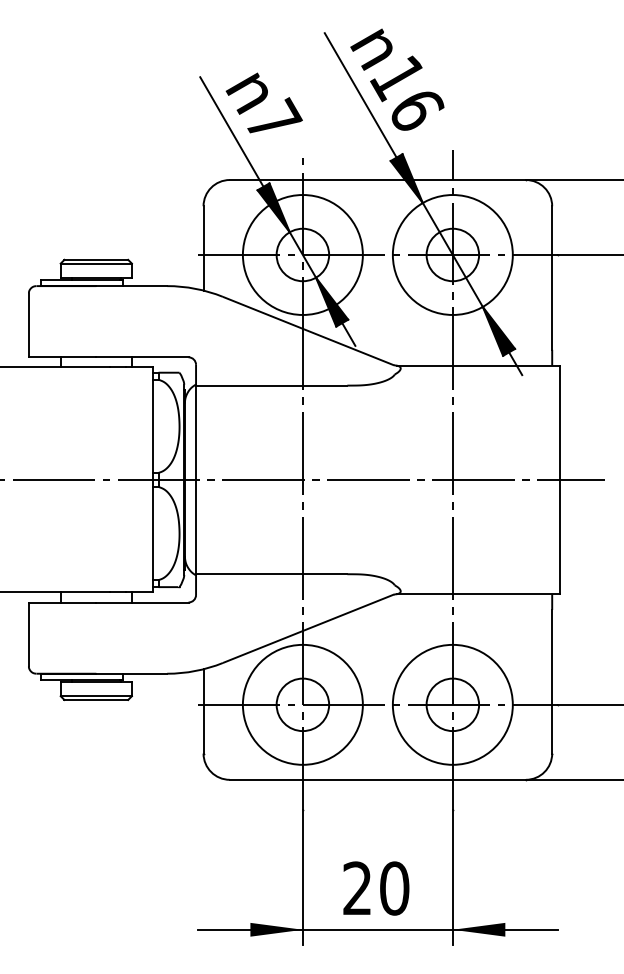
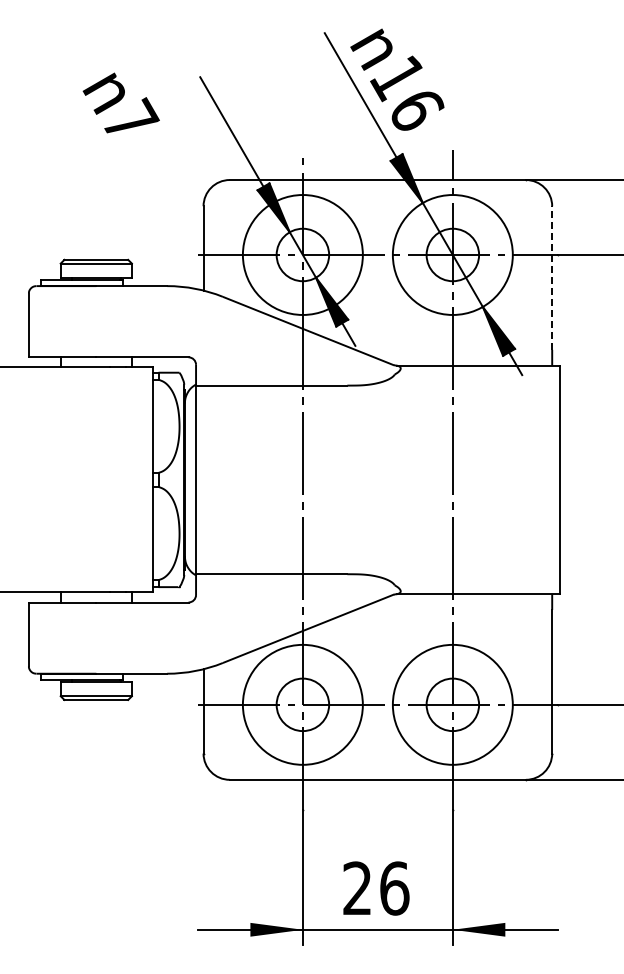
text position: (263, 102) -> (120, 102) (120, 102)
line: solid -> dashed (552, 278)
line: present -> none (303, 479)
text: 20 -> 26 (394, 888)
